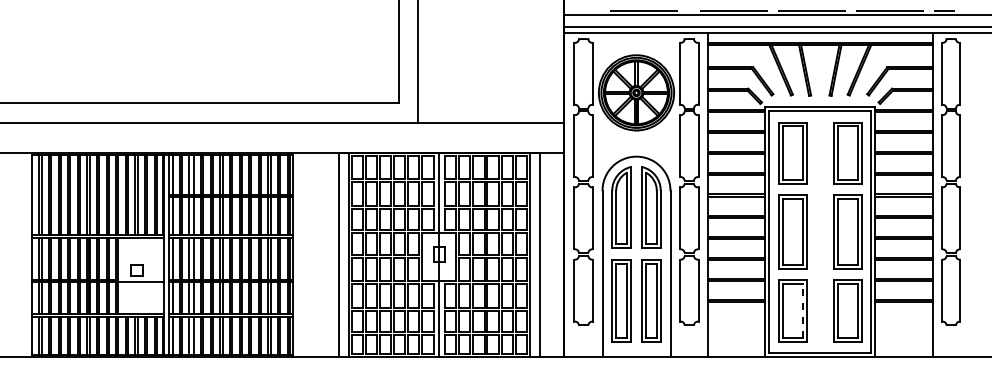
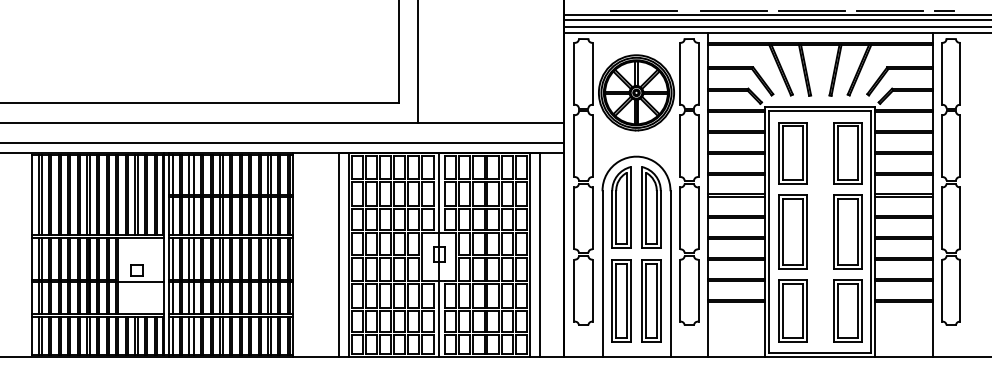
line: none -> present (775, 20)
line: none -> present (282, 142)
line: dashed -> solid (802, 311)
